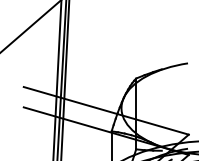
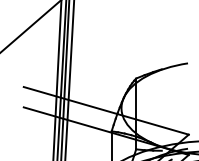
line: none -> present (69, 79)
